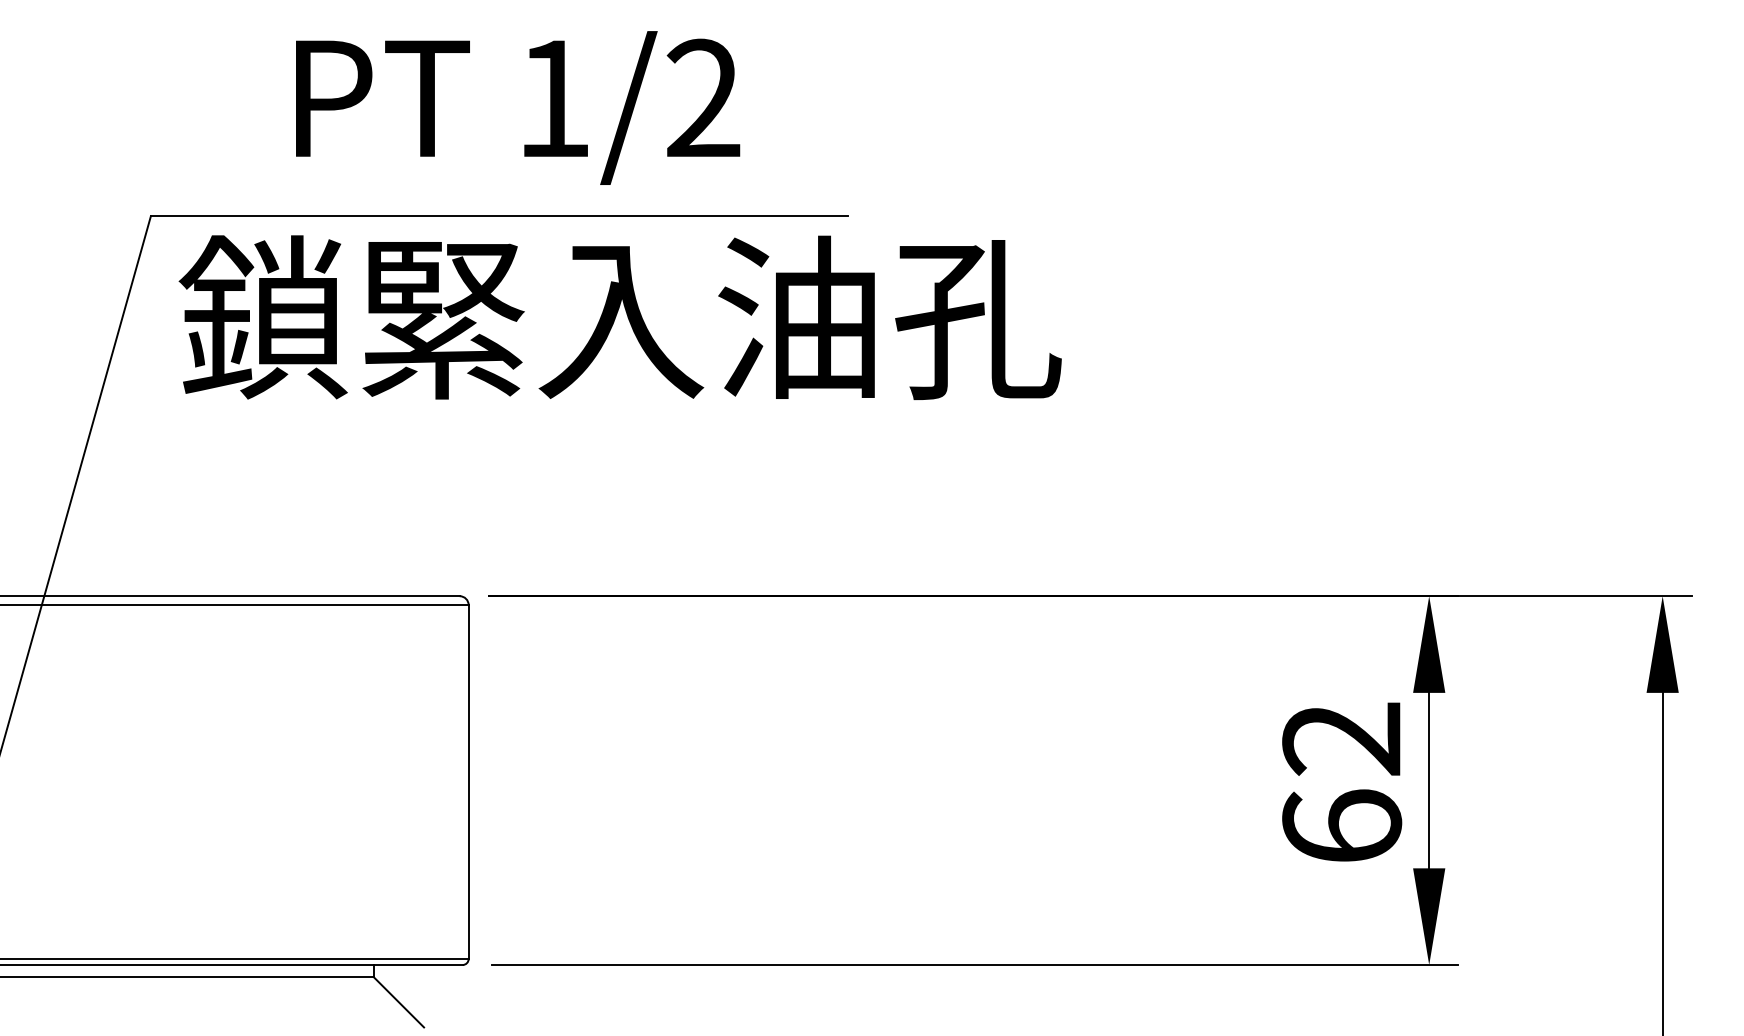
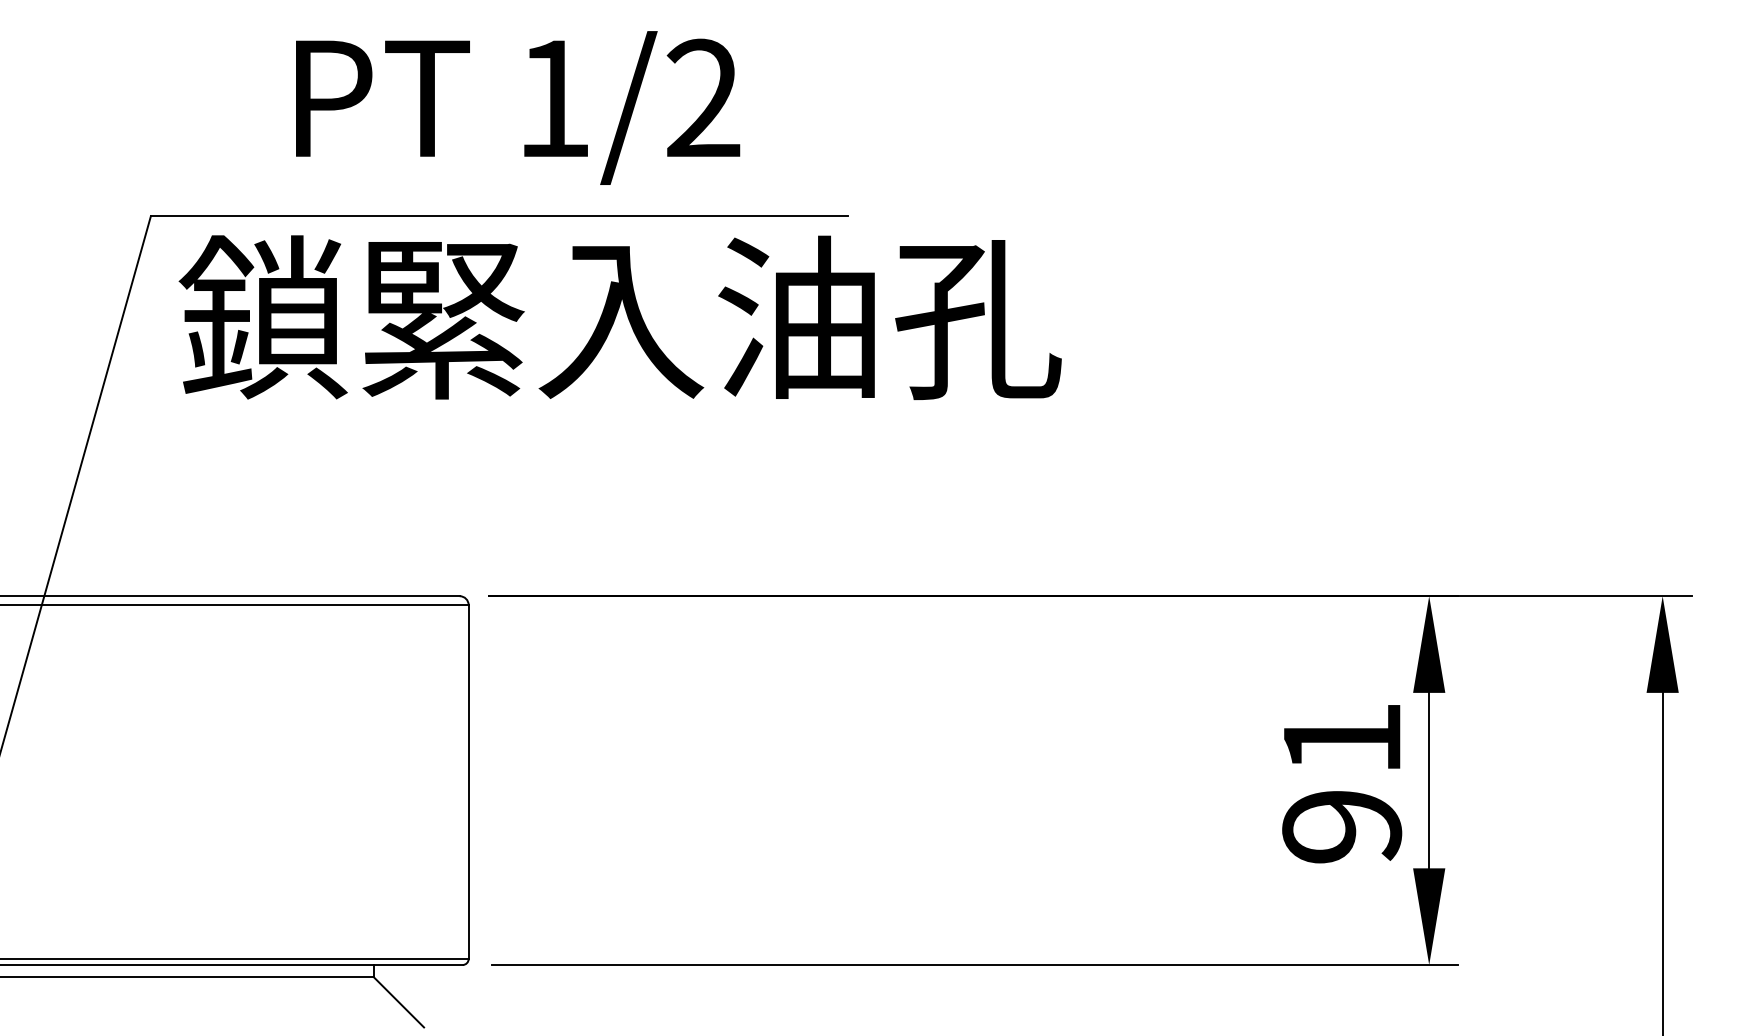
text: 62 -> 91 (1342, 782)
